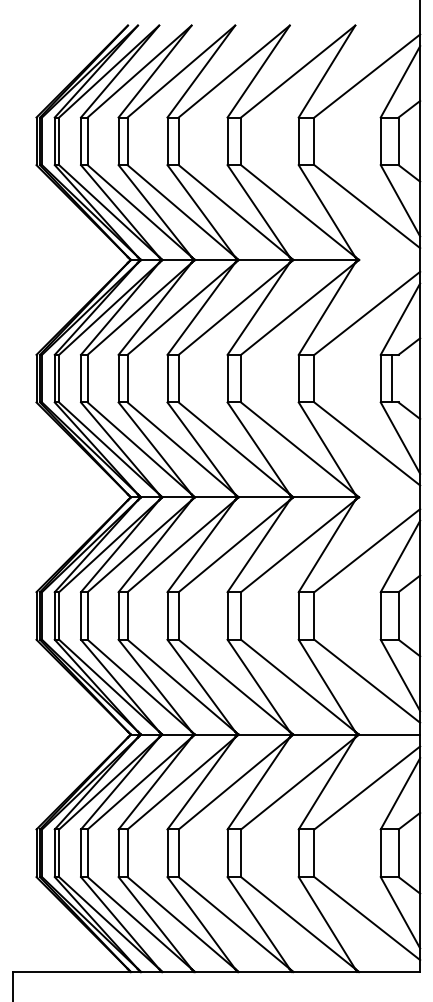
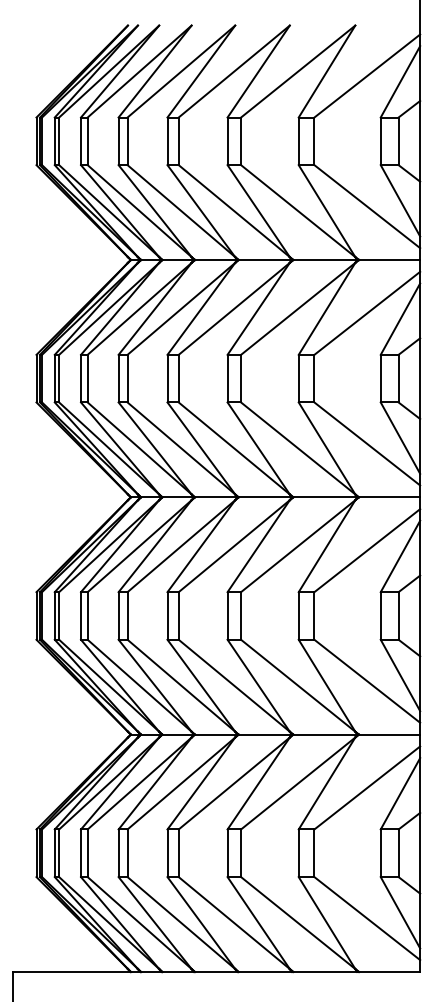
line: none -> present (389, 260)
line position: (391, 378) -> (398, 378) (398, 378)
line: none -> present (389, 497)
